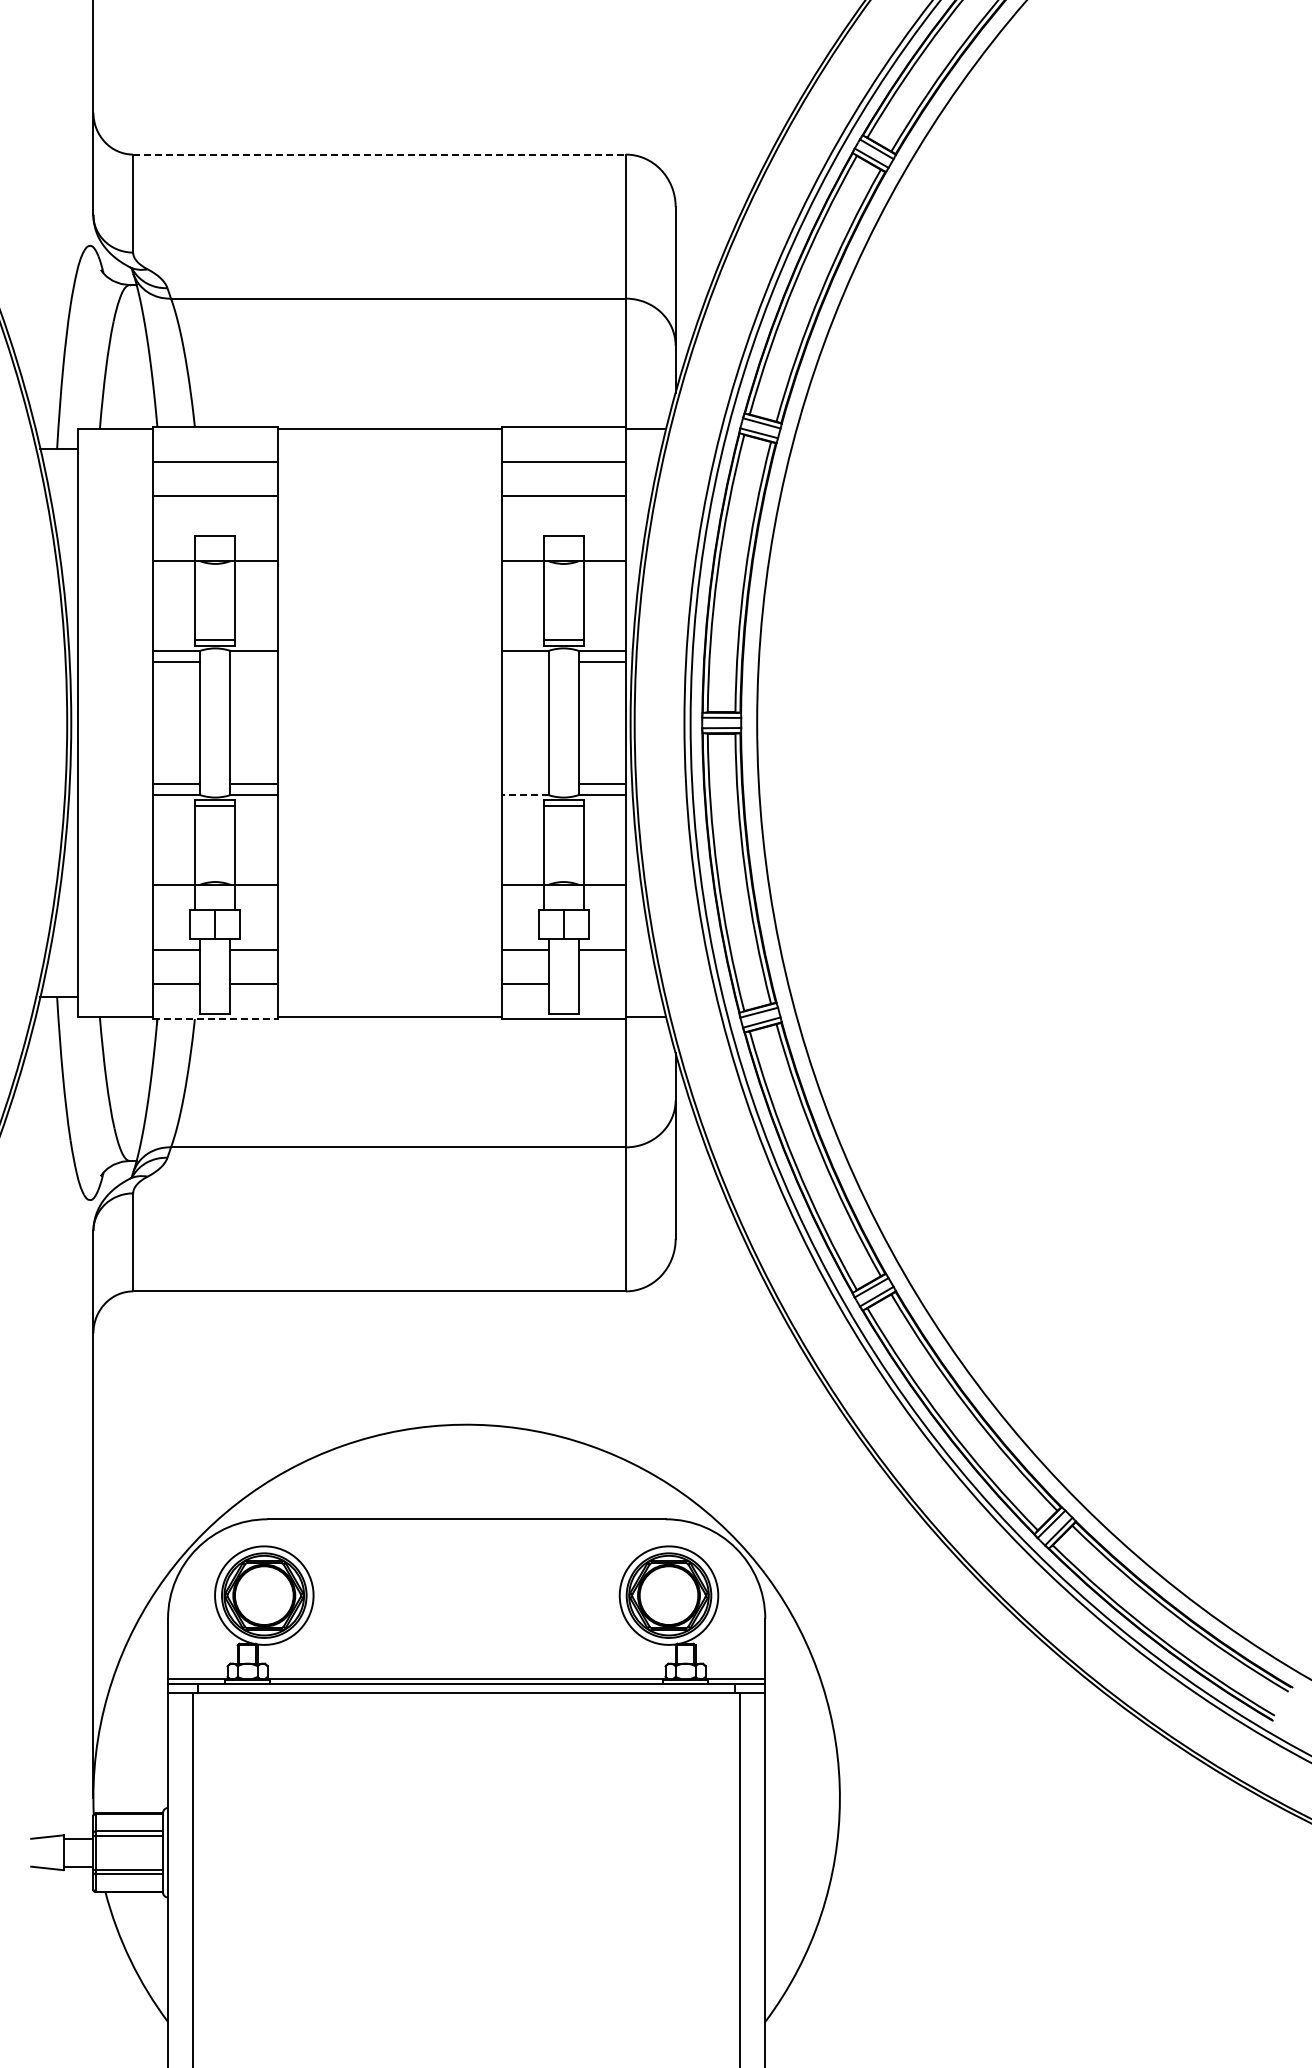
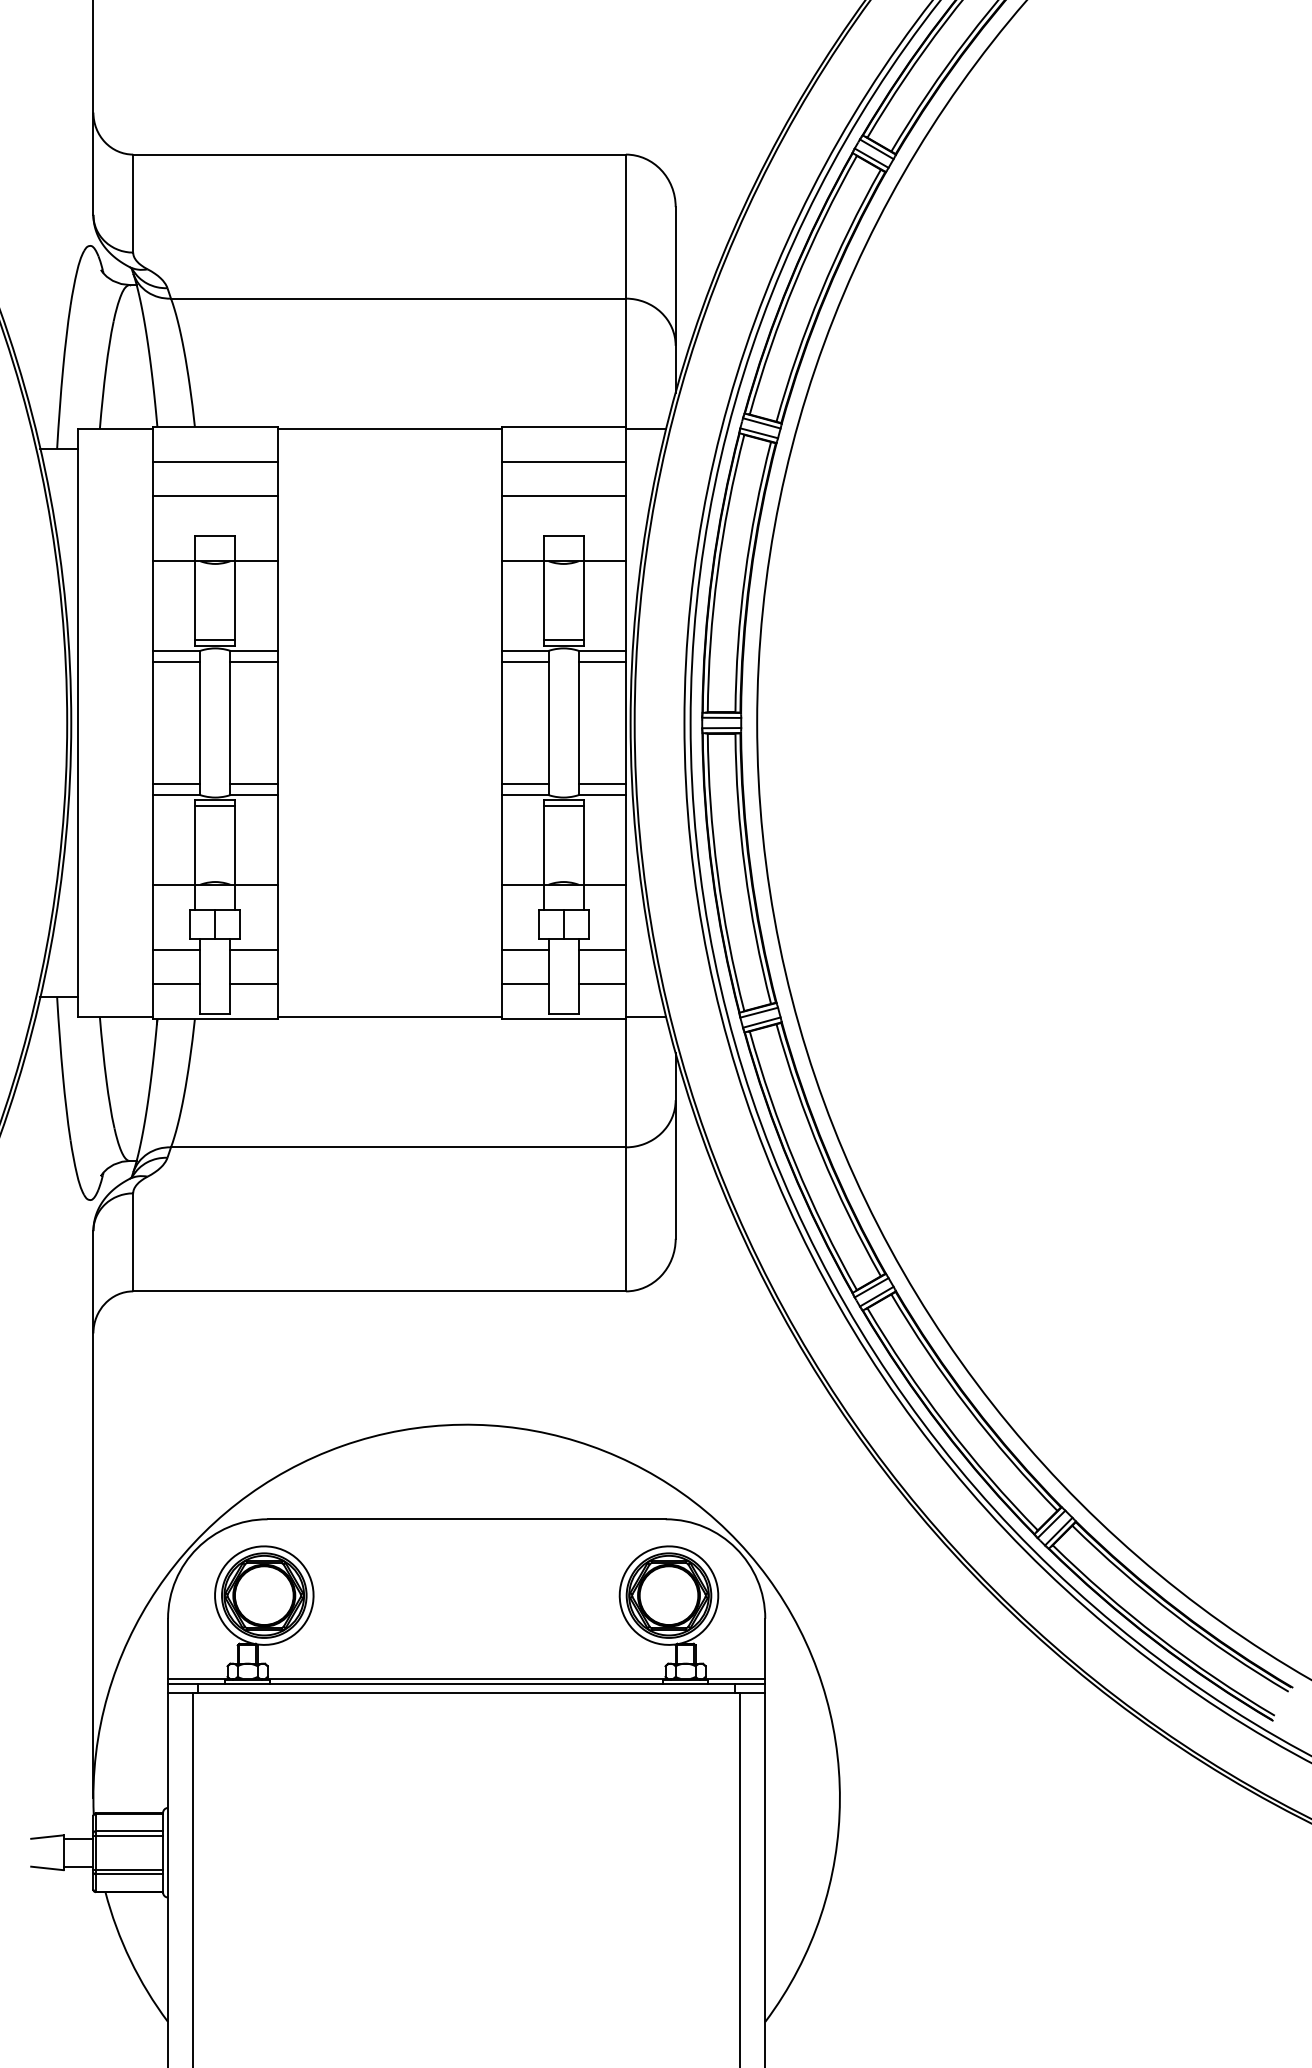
line: dashed -> solid (380, 154)
line: none -> present (253, 661)
line: none -> present (524, 661)
line: none -> present (524, 784)
line: dashed -> solid (525, 795)
line: none -> present (601, 983)
line: dashed -> solid (215, 1019)
